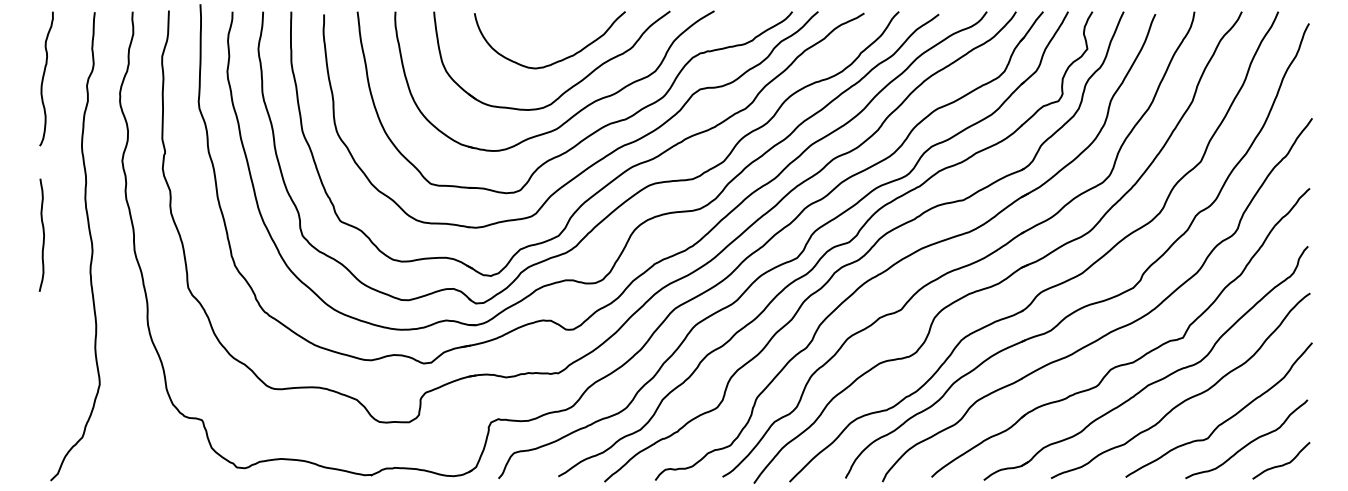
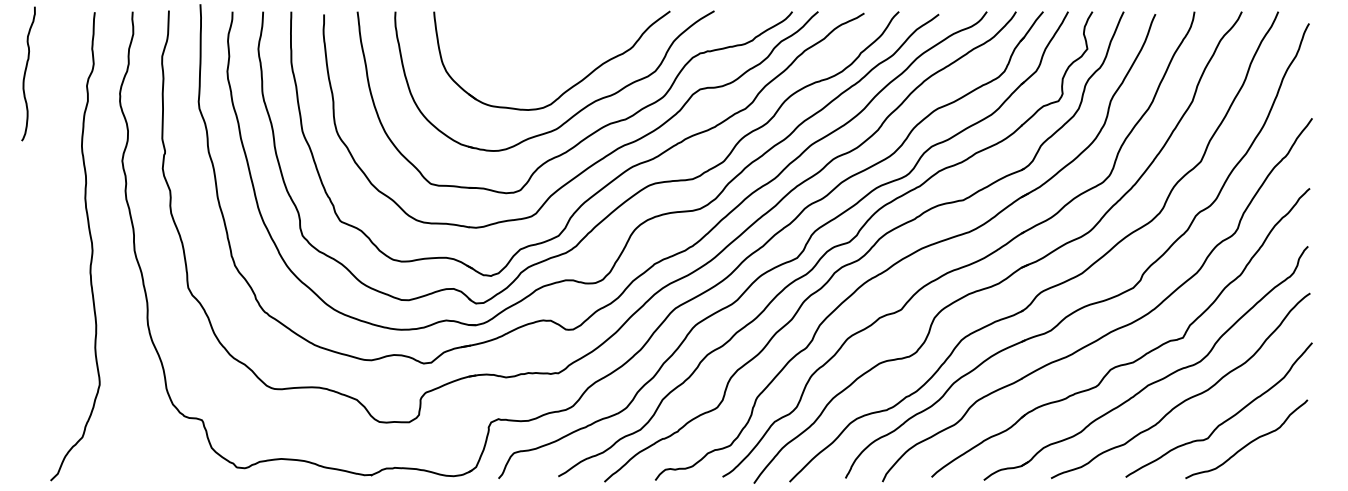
curve: present -> none (555, 61)
curve position: (44, 76) -> (26, 71) (26, 71)
curve: present -> none (43, 234)
curve: present -> none (1281, 464)
